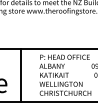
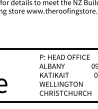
line: present -> none (21, 74)
